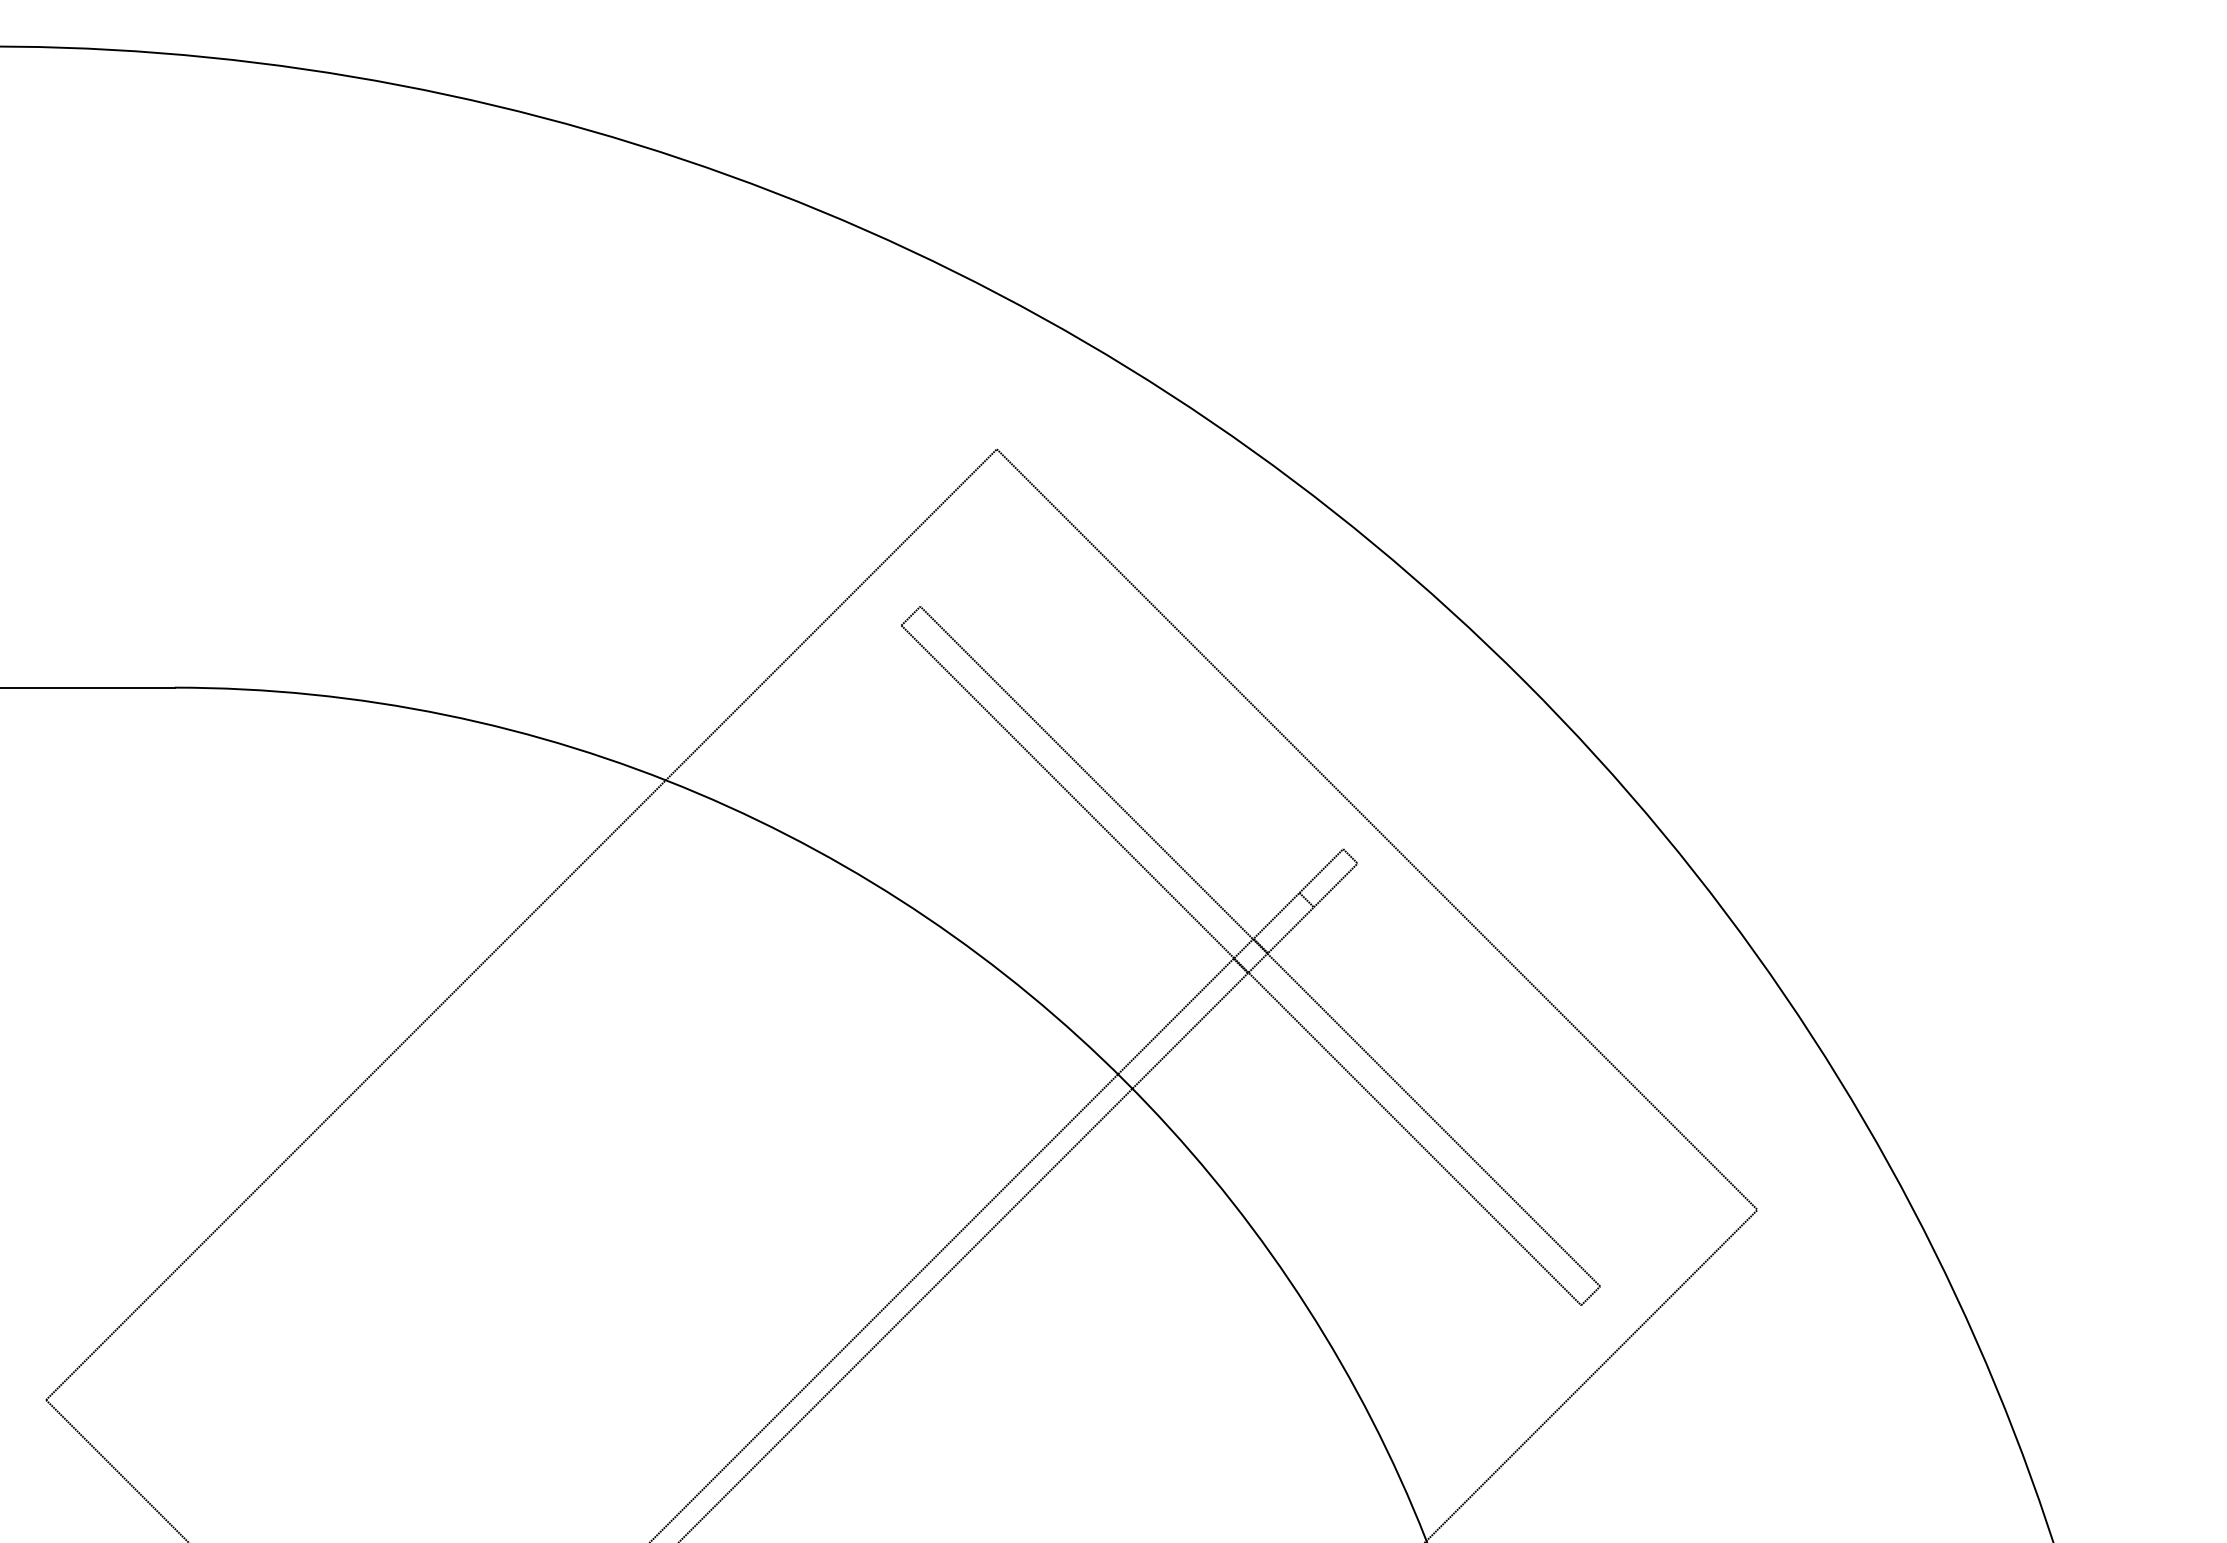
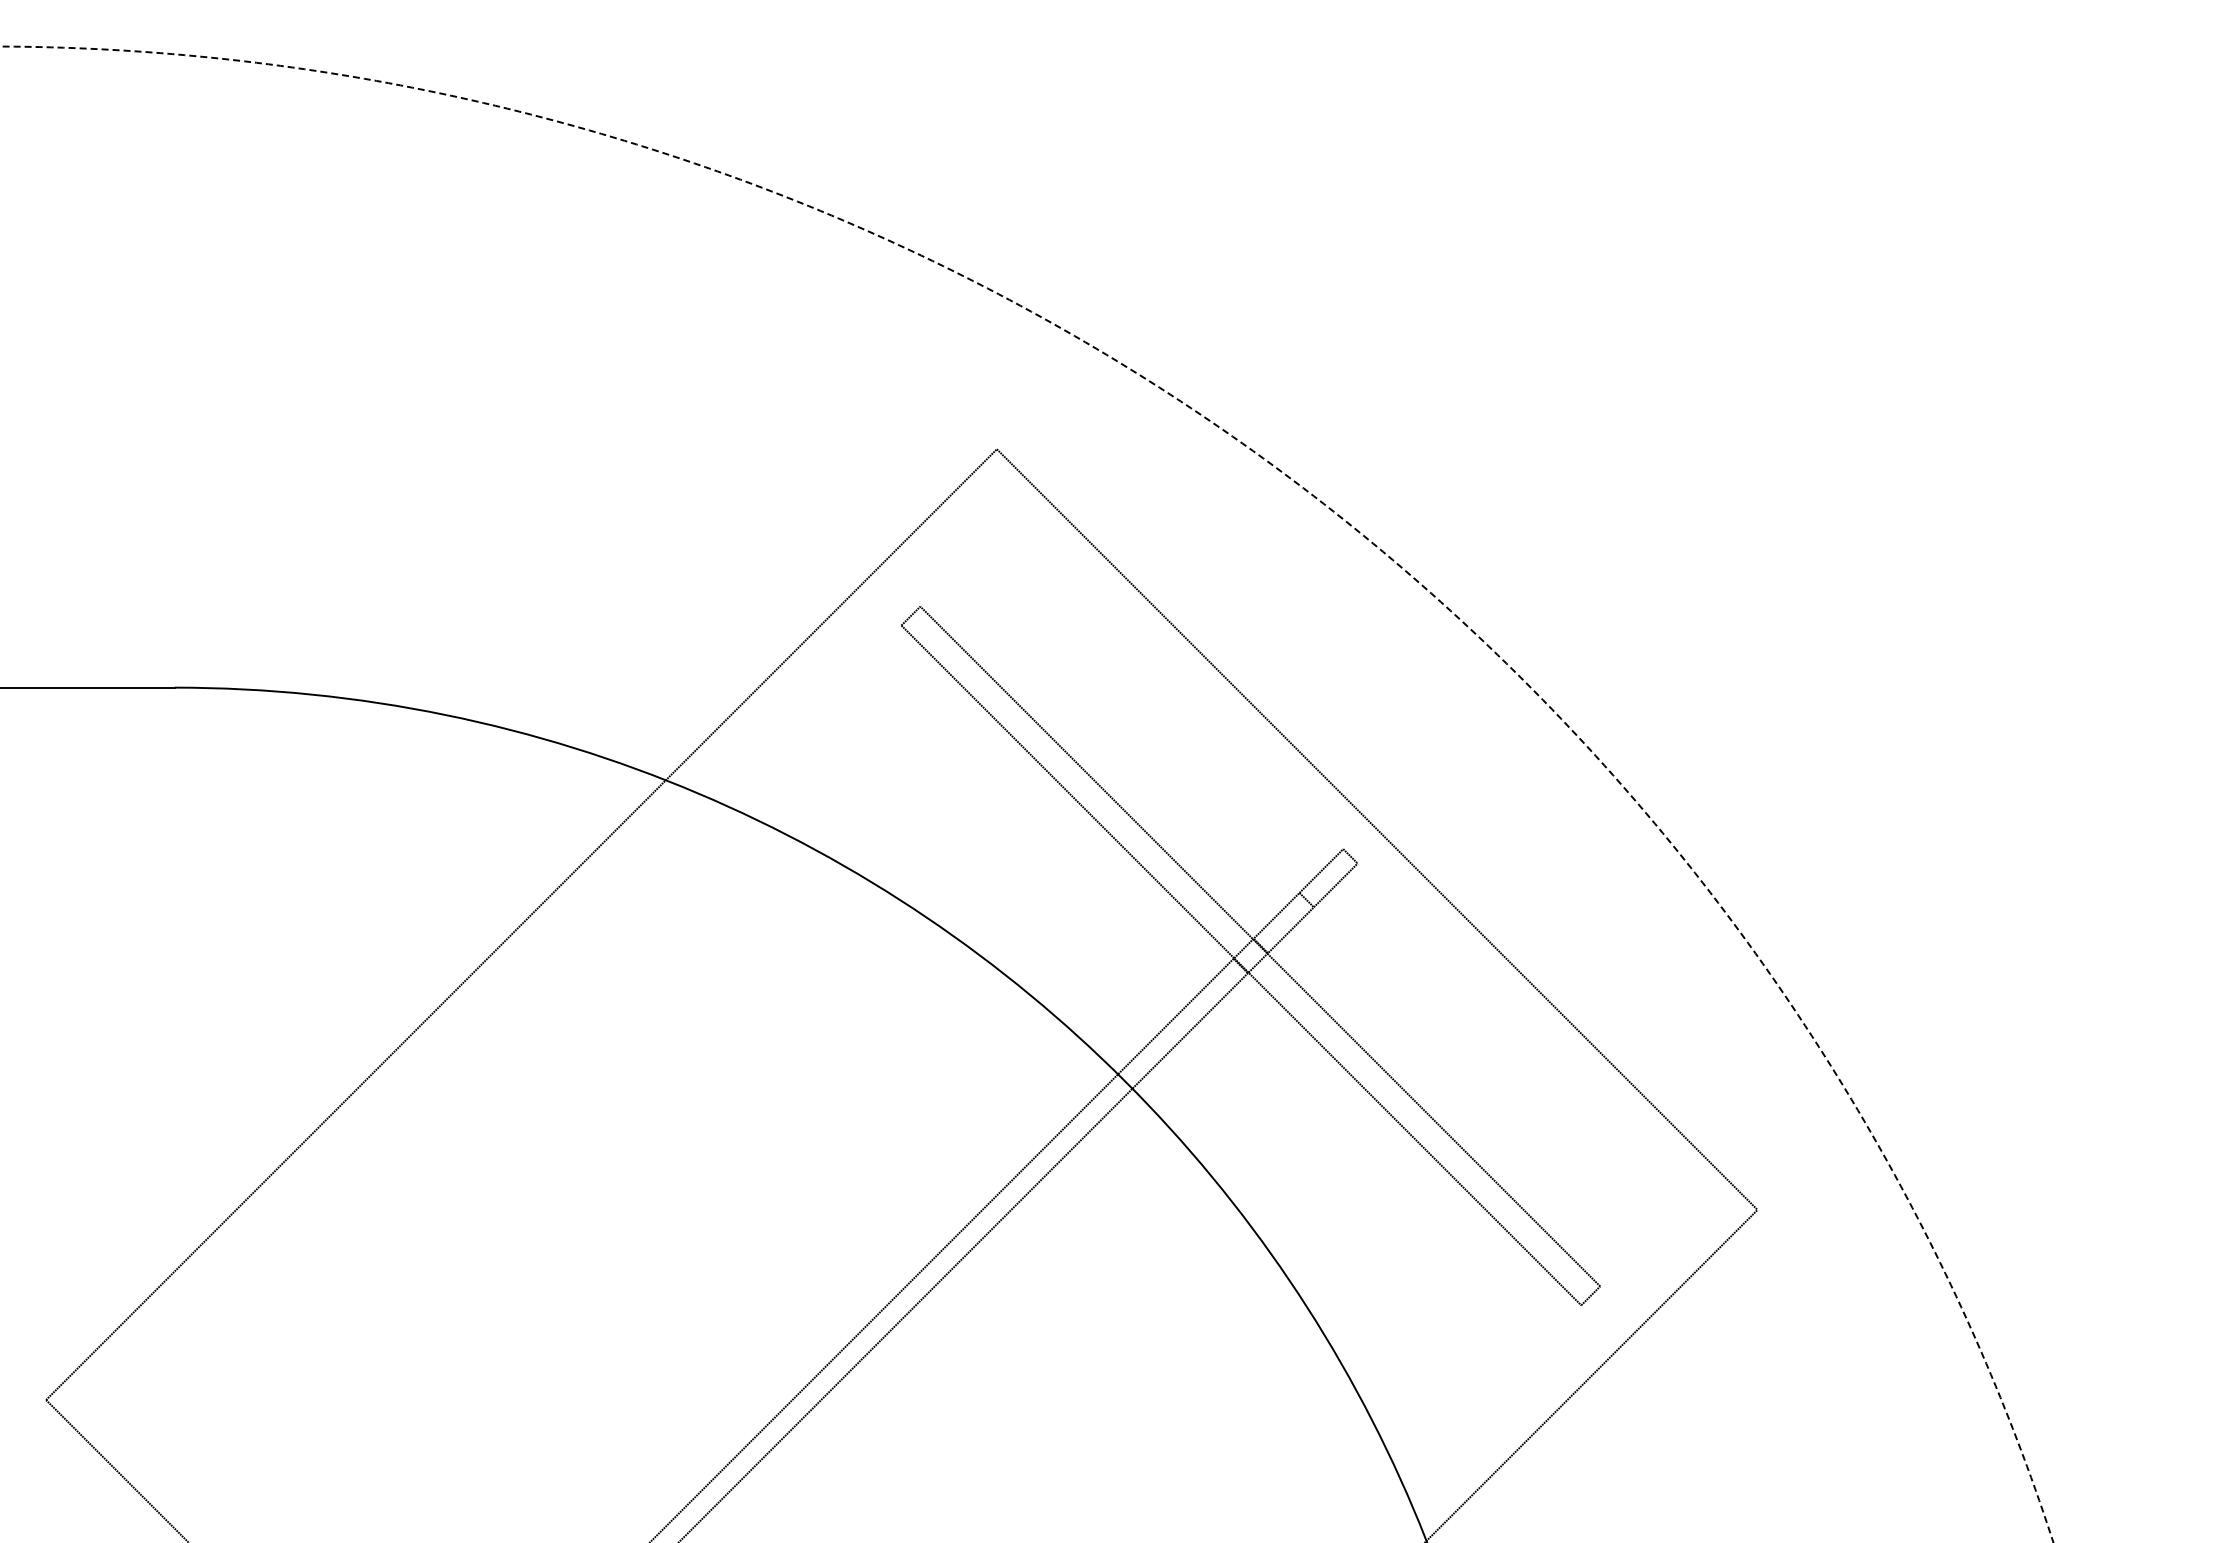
arc: solid -> dashed (1265, 460)
